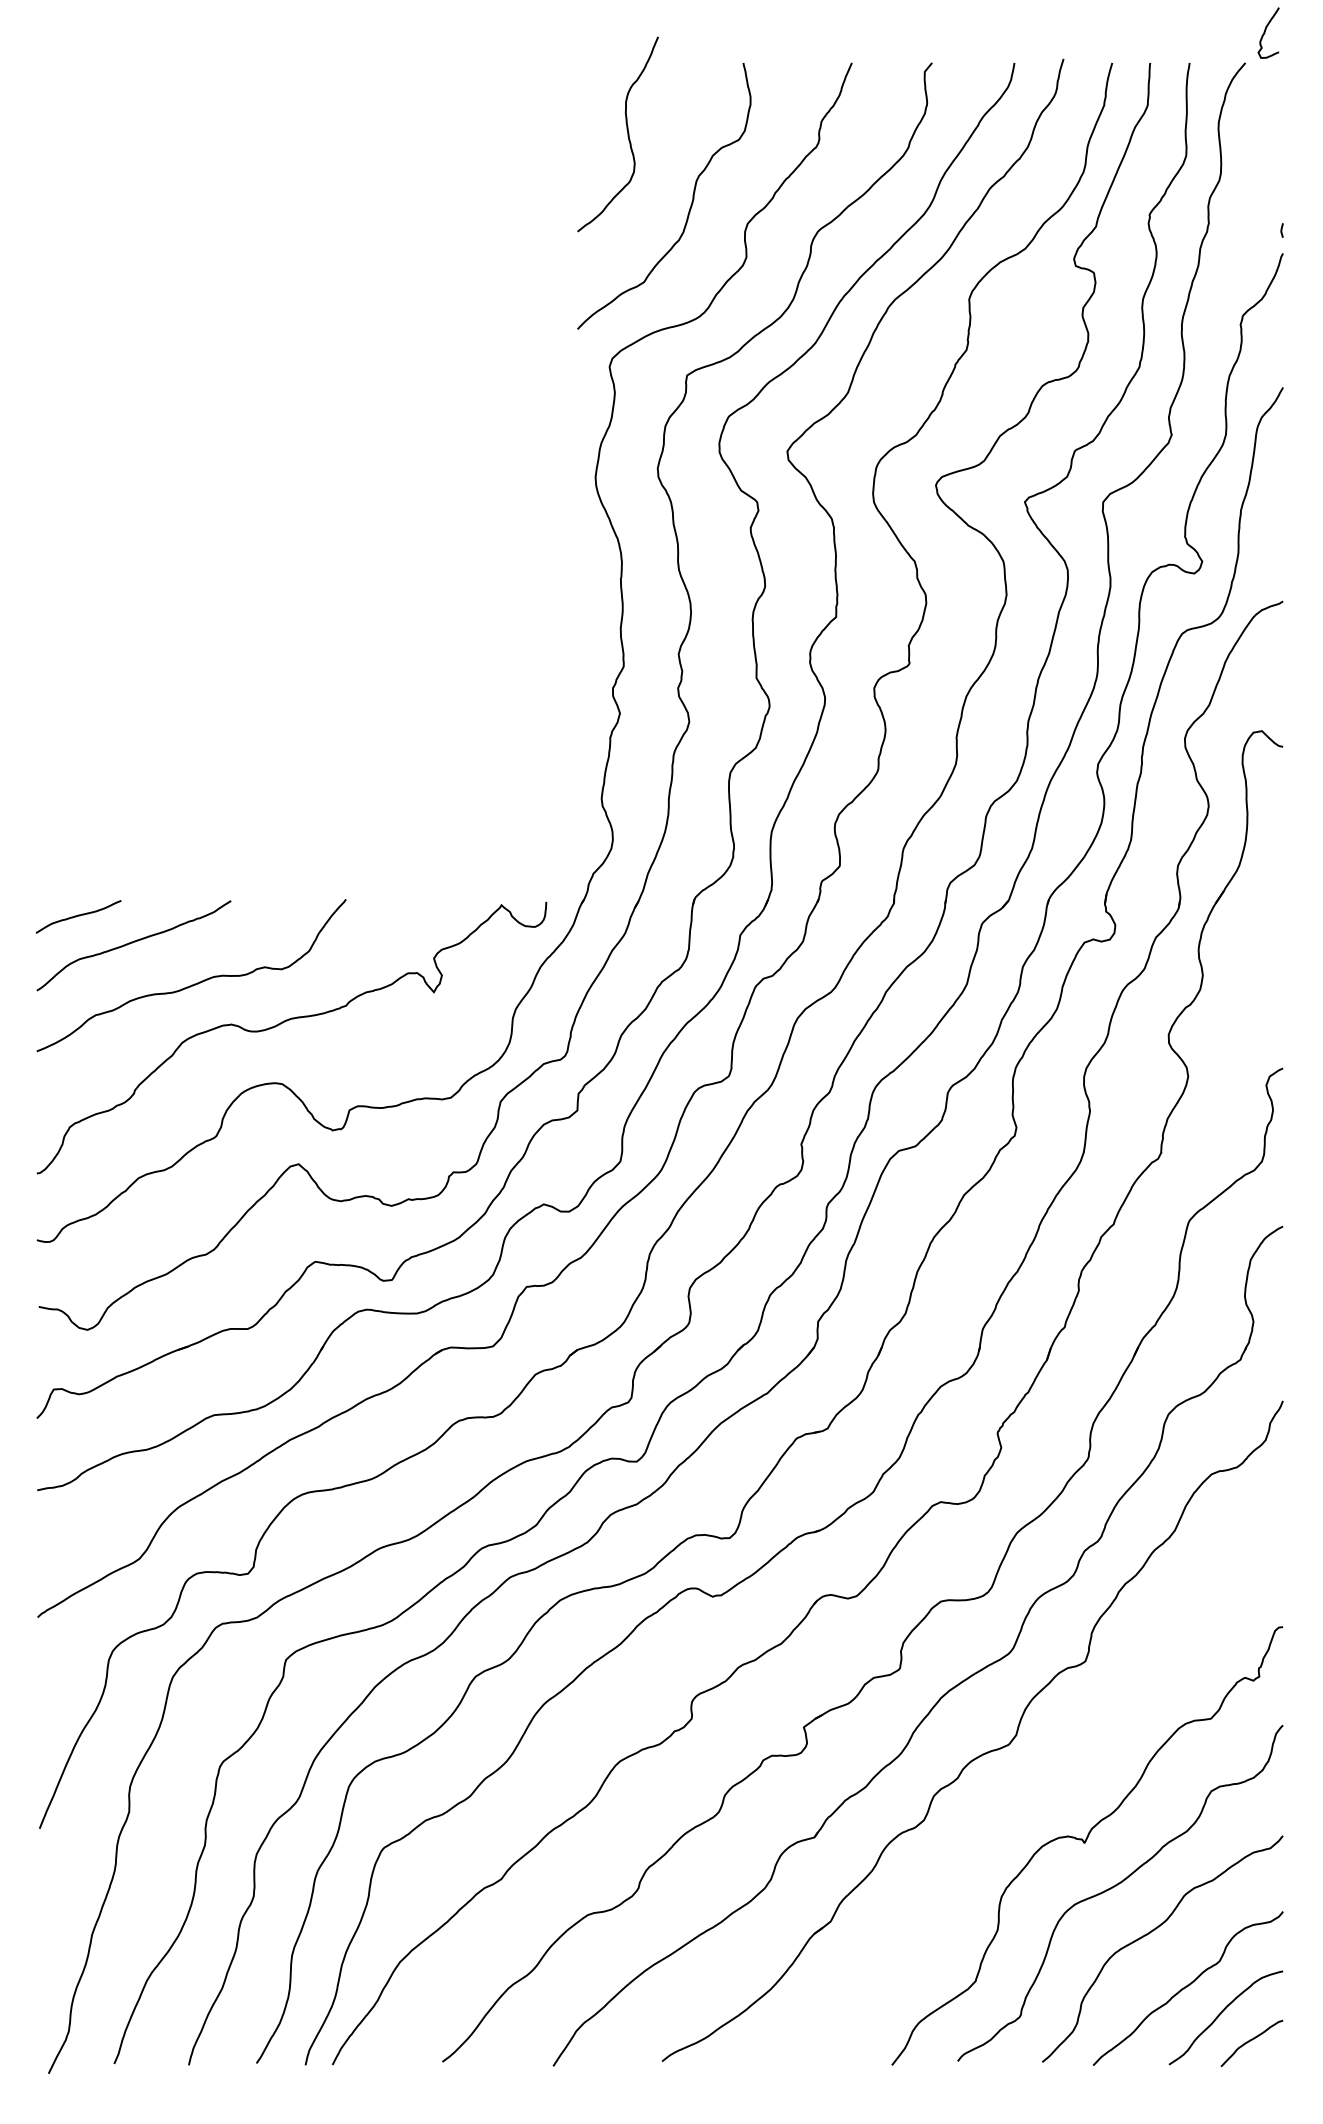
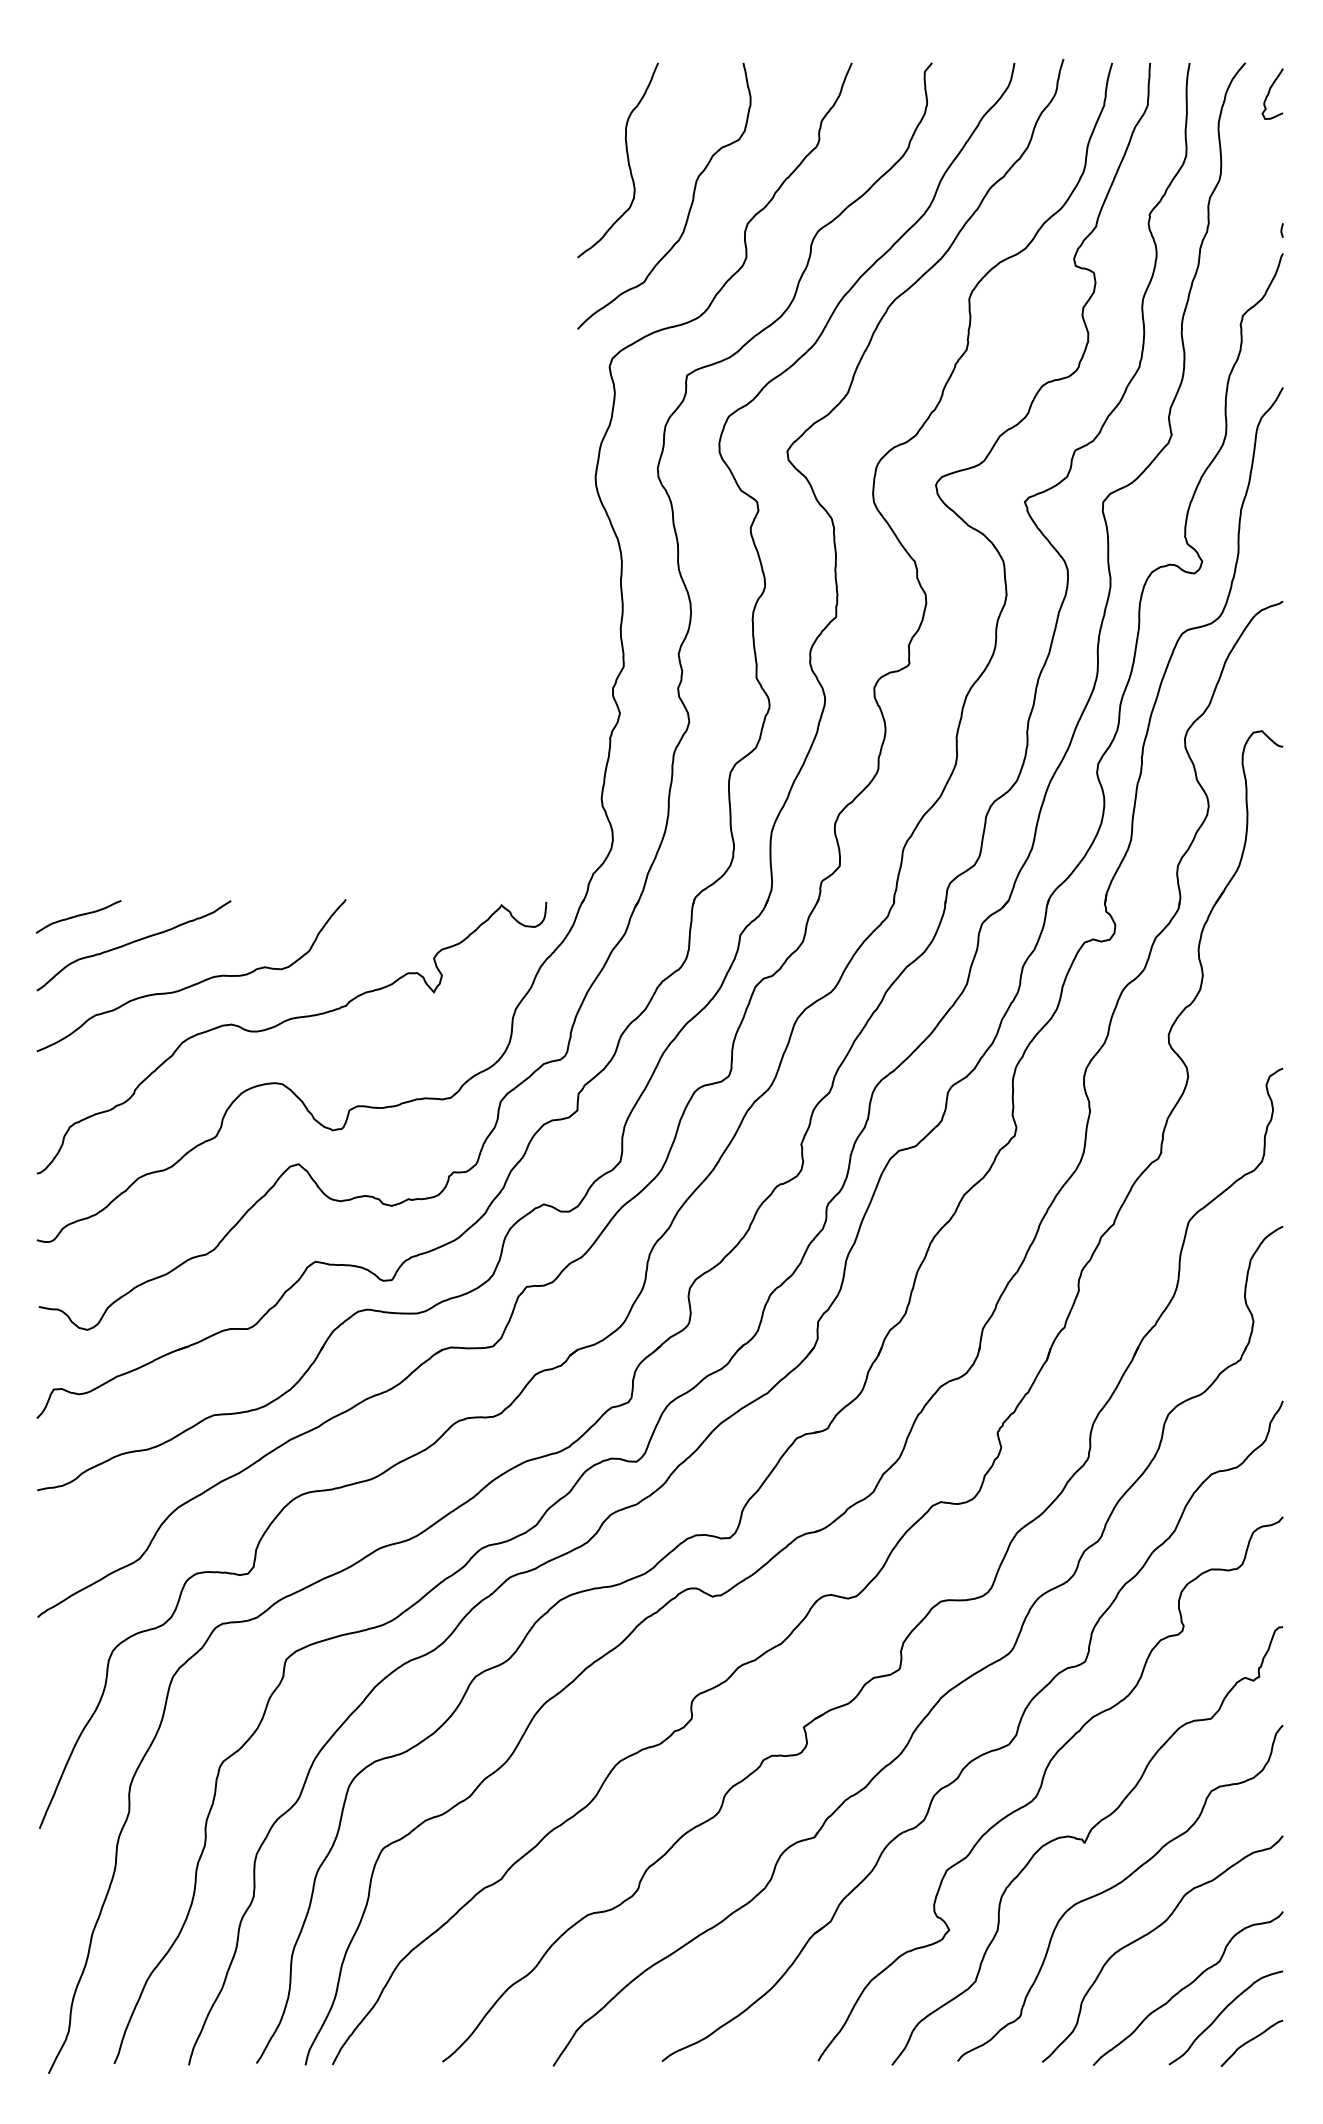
curve position: (1266, 30) -> (1270, 91) (1270, 91)
curve position: (627, 134) -> (627, 160) (627, 160)
curve: none -> present (1042, 1785)
